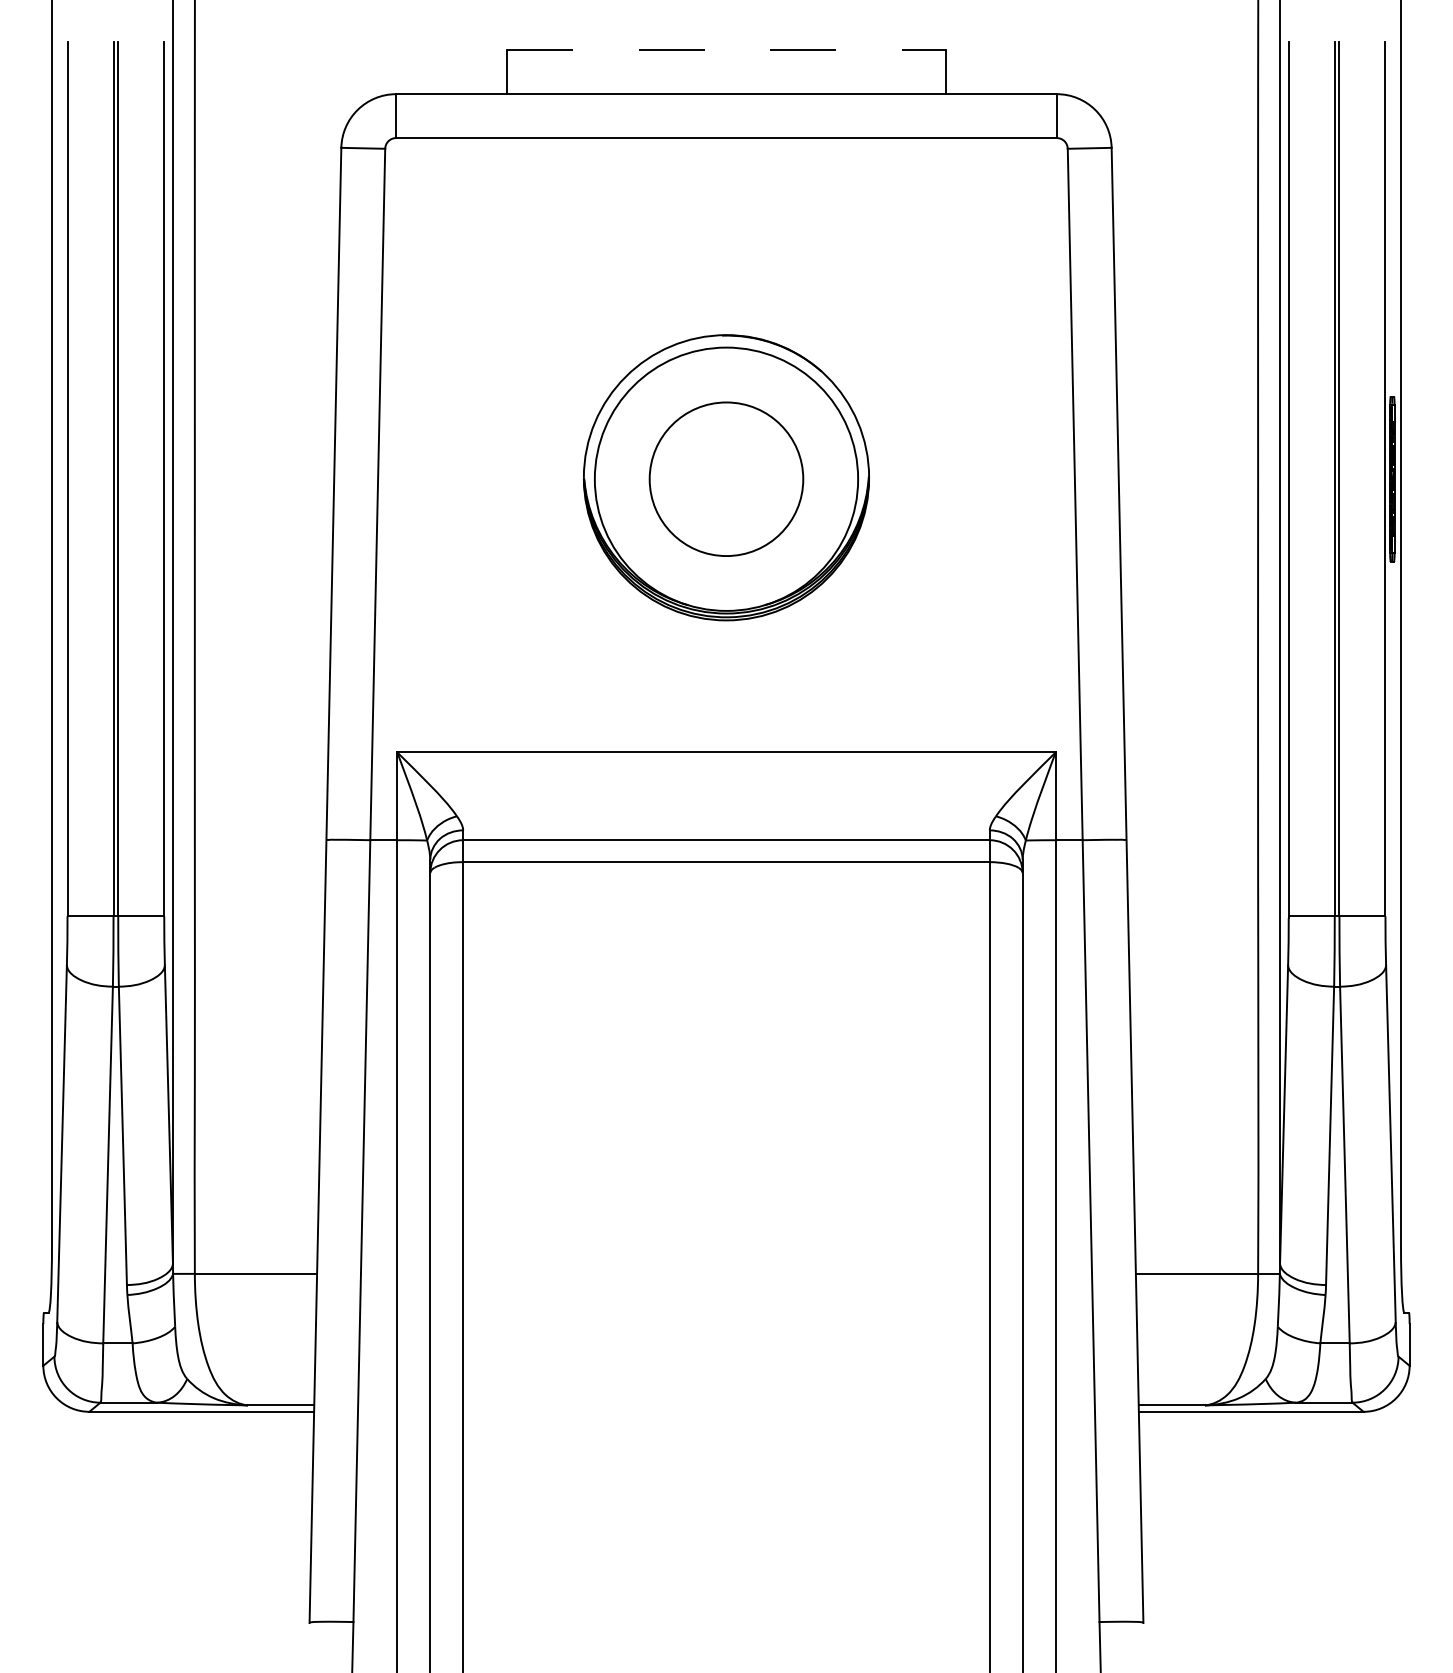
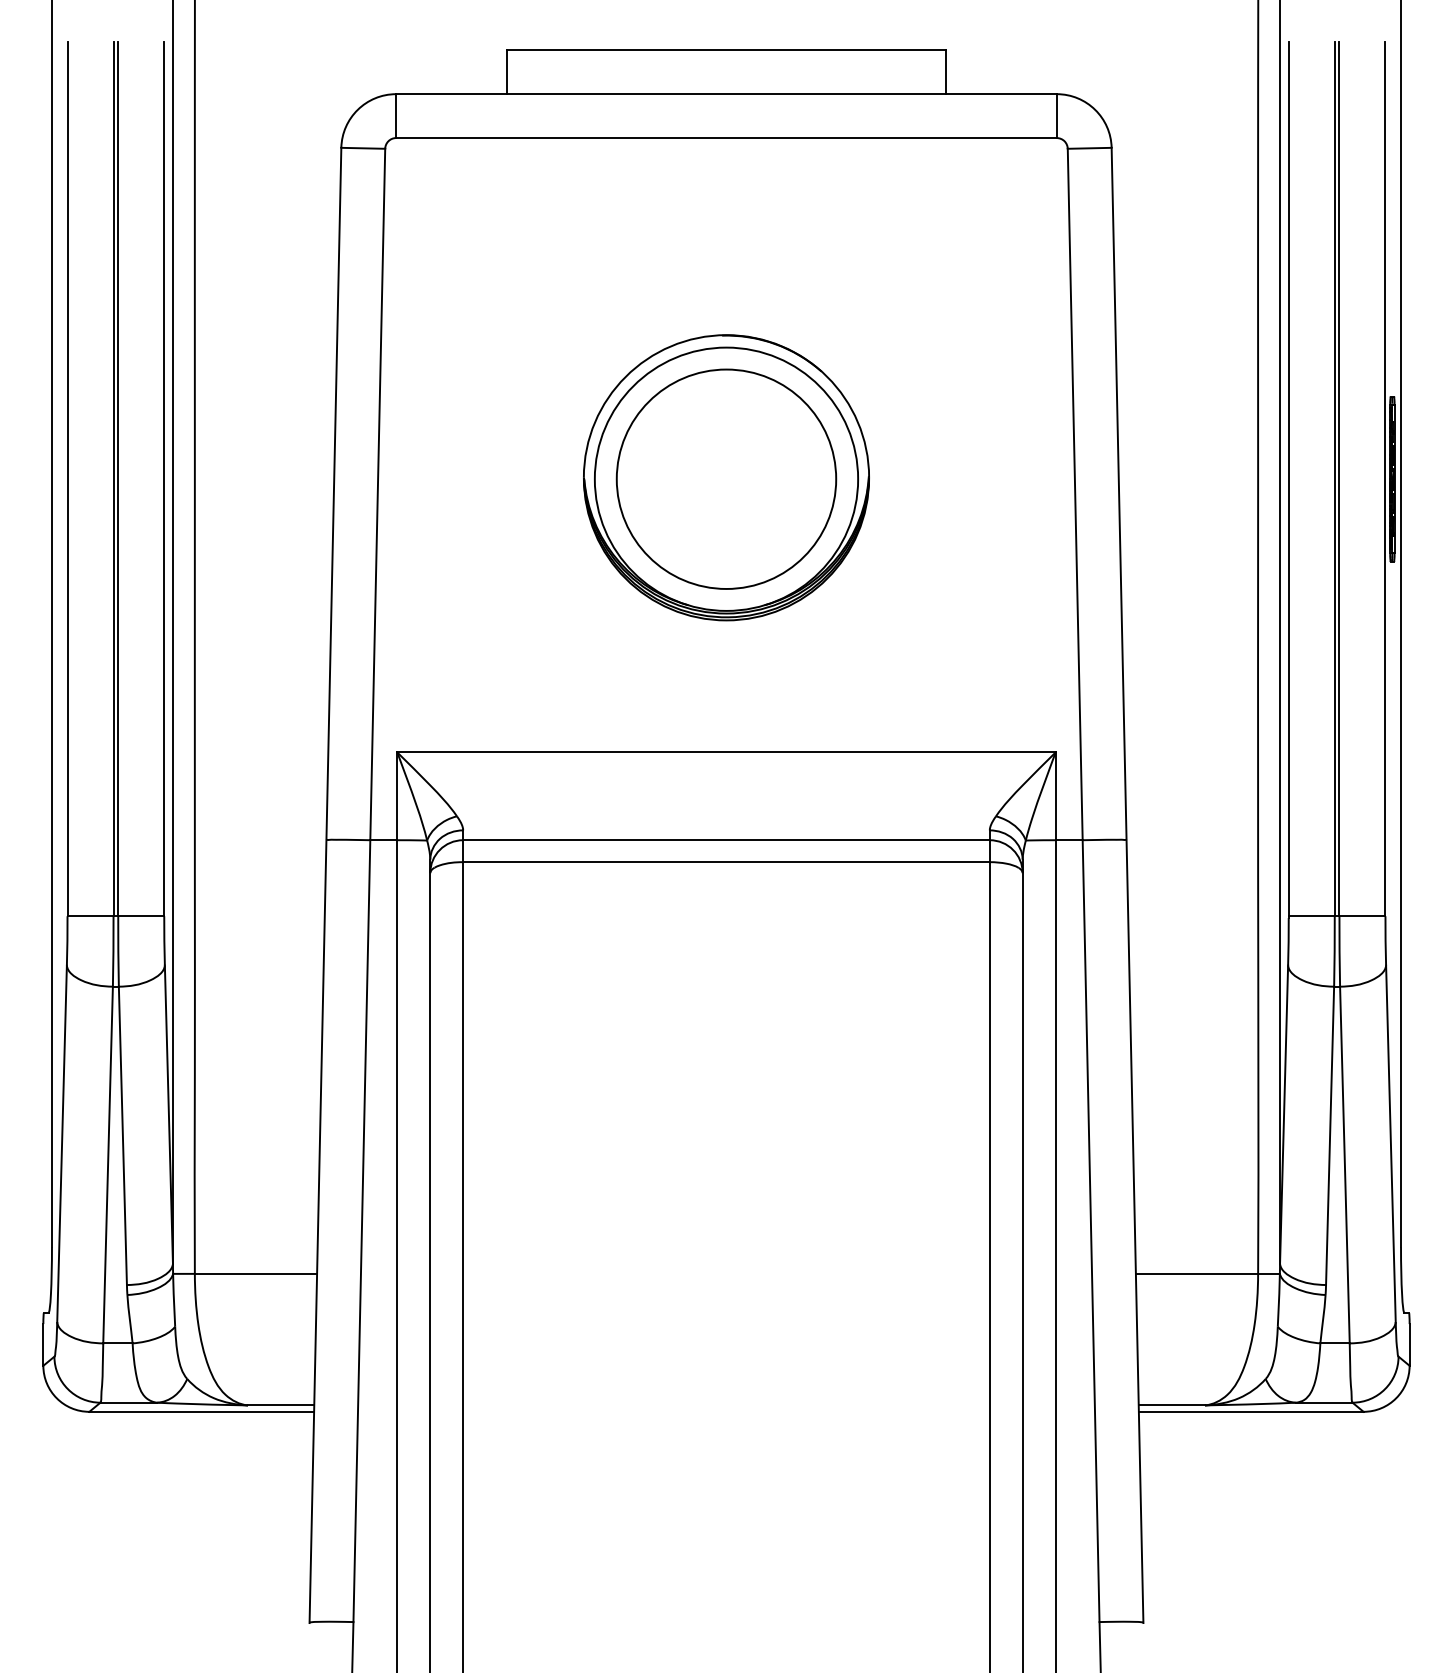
line: dashed -> solid (727, 50)
circle diameter: 154 px -> 219 px (726, 478)
